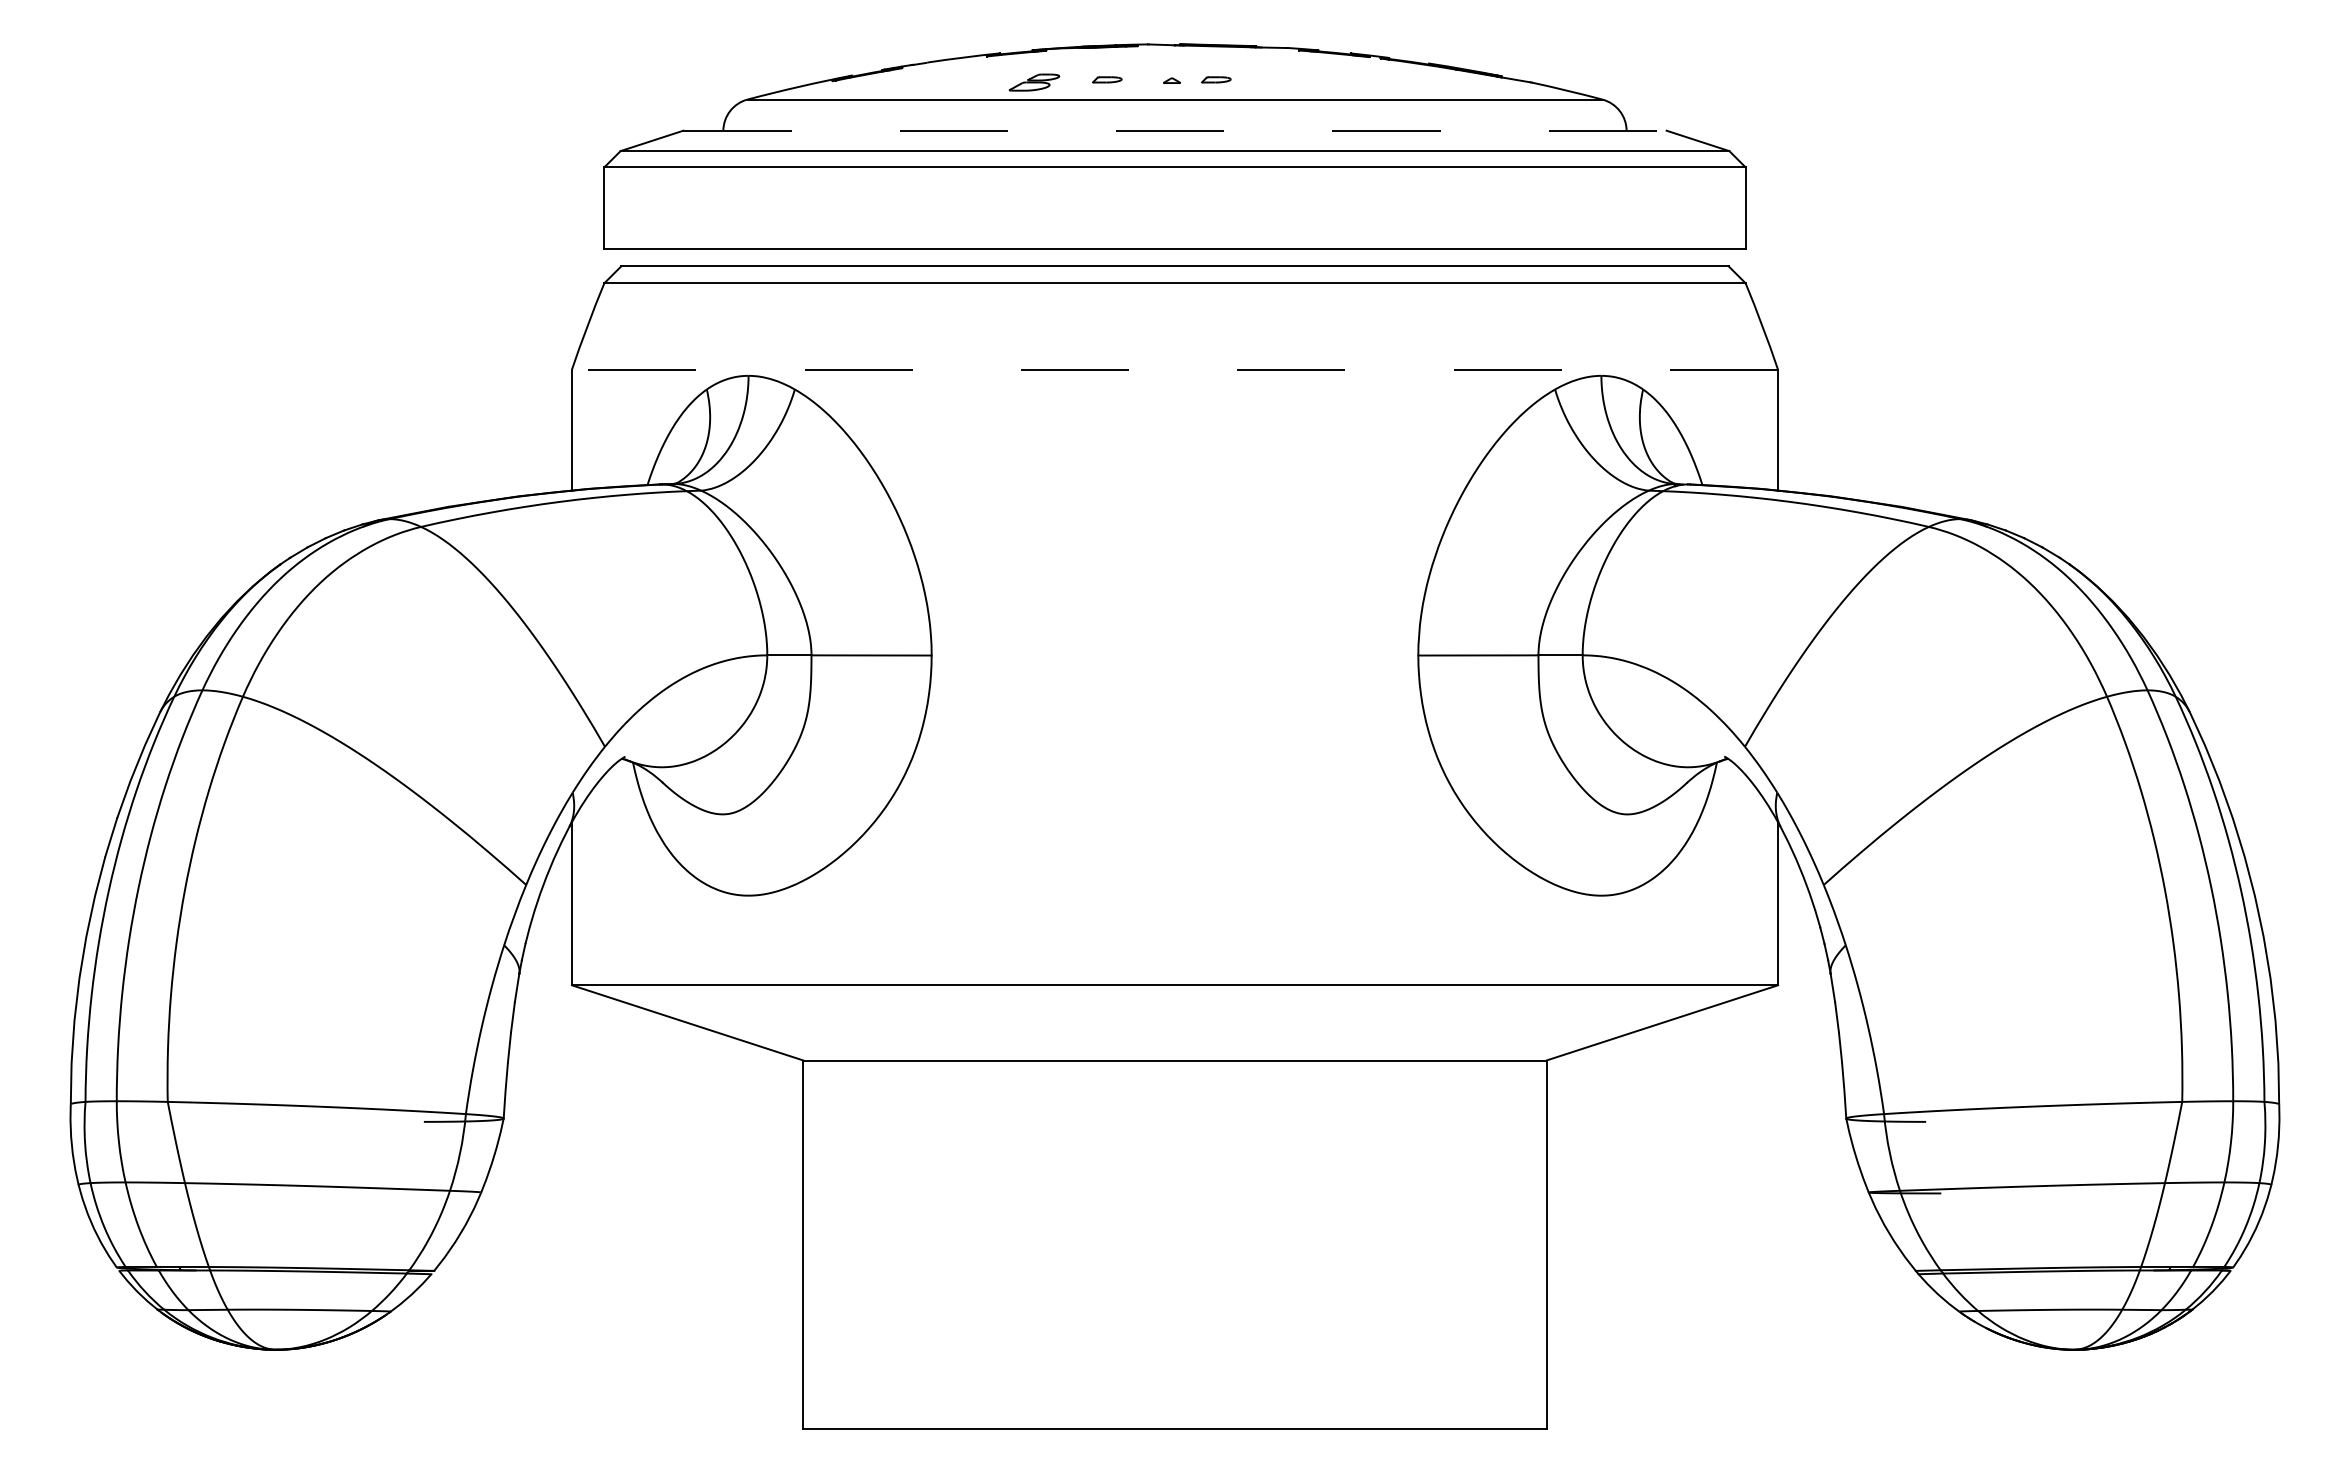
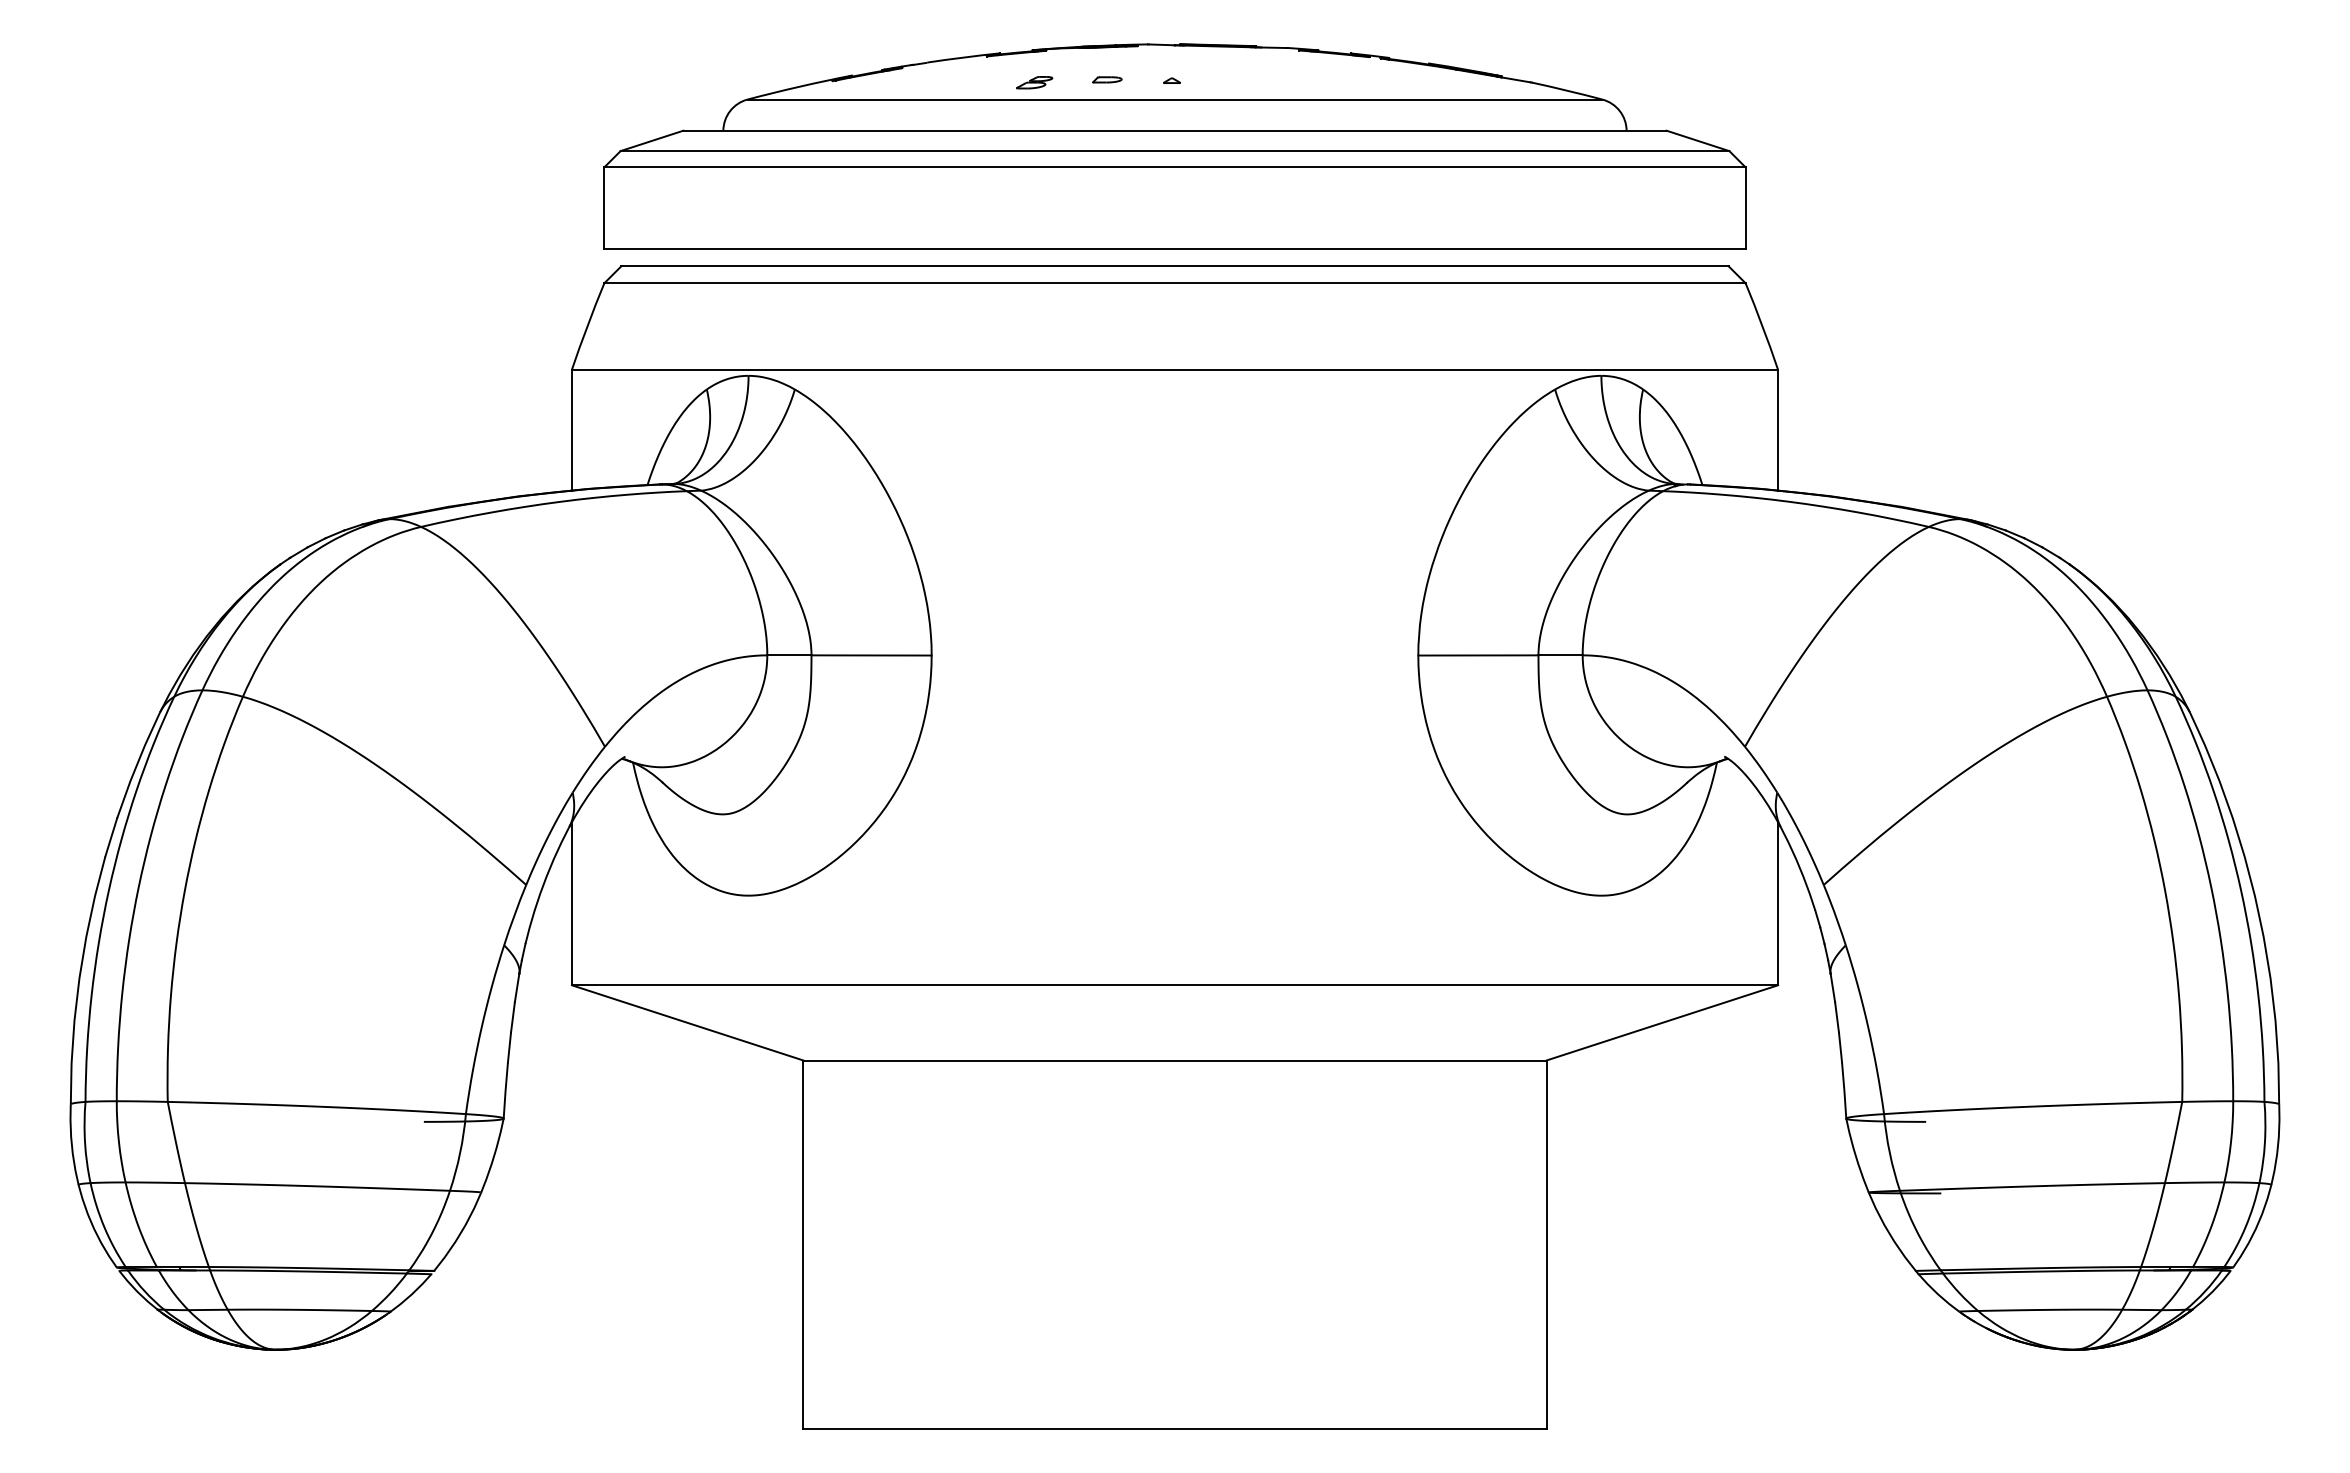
part: present -> none (1216, 79)
part size: 53x19 px -> 38x14 px (1034, 82)
line: dashed -> solid (1175, 130)
line: dashed -> solid (1174, 369)
